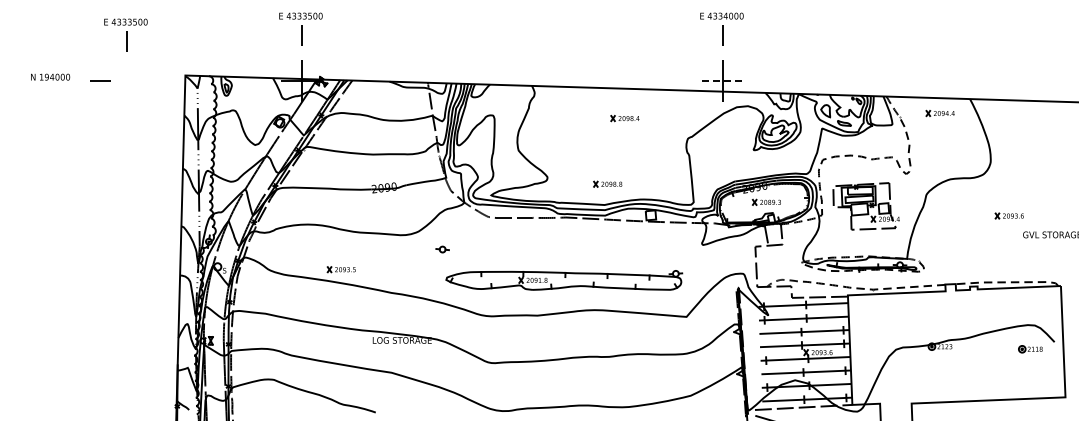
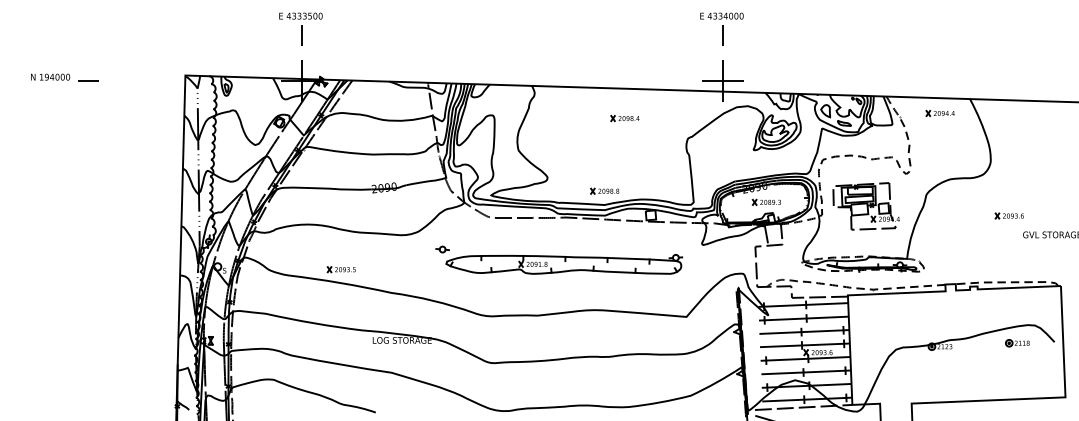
part: present -> none (125, 34)
line position: (100, 80) -> (88, 80) (88, 80)
line: dashed -> solid (723, 80)
part position: (607, 183) -> (604, 190) (604, 190)
part position: (564, 280) -> (564, 264) (564, 264)
part position: (1030, 349) -> (1017, 343) (1017, 343)
